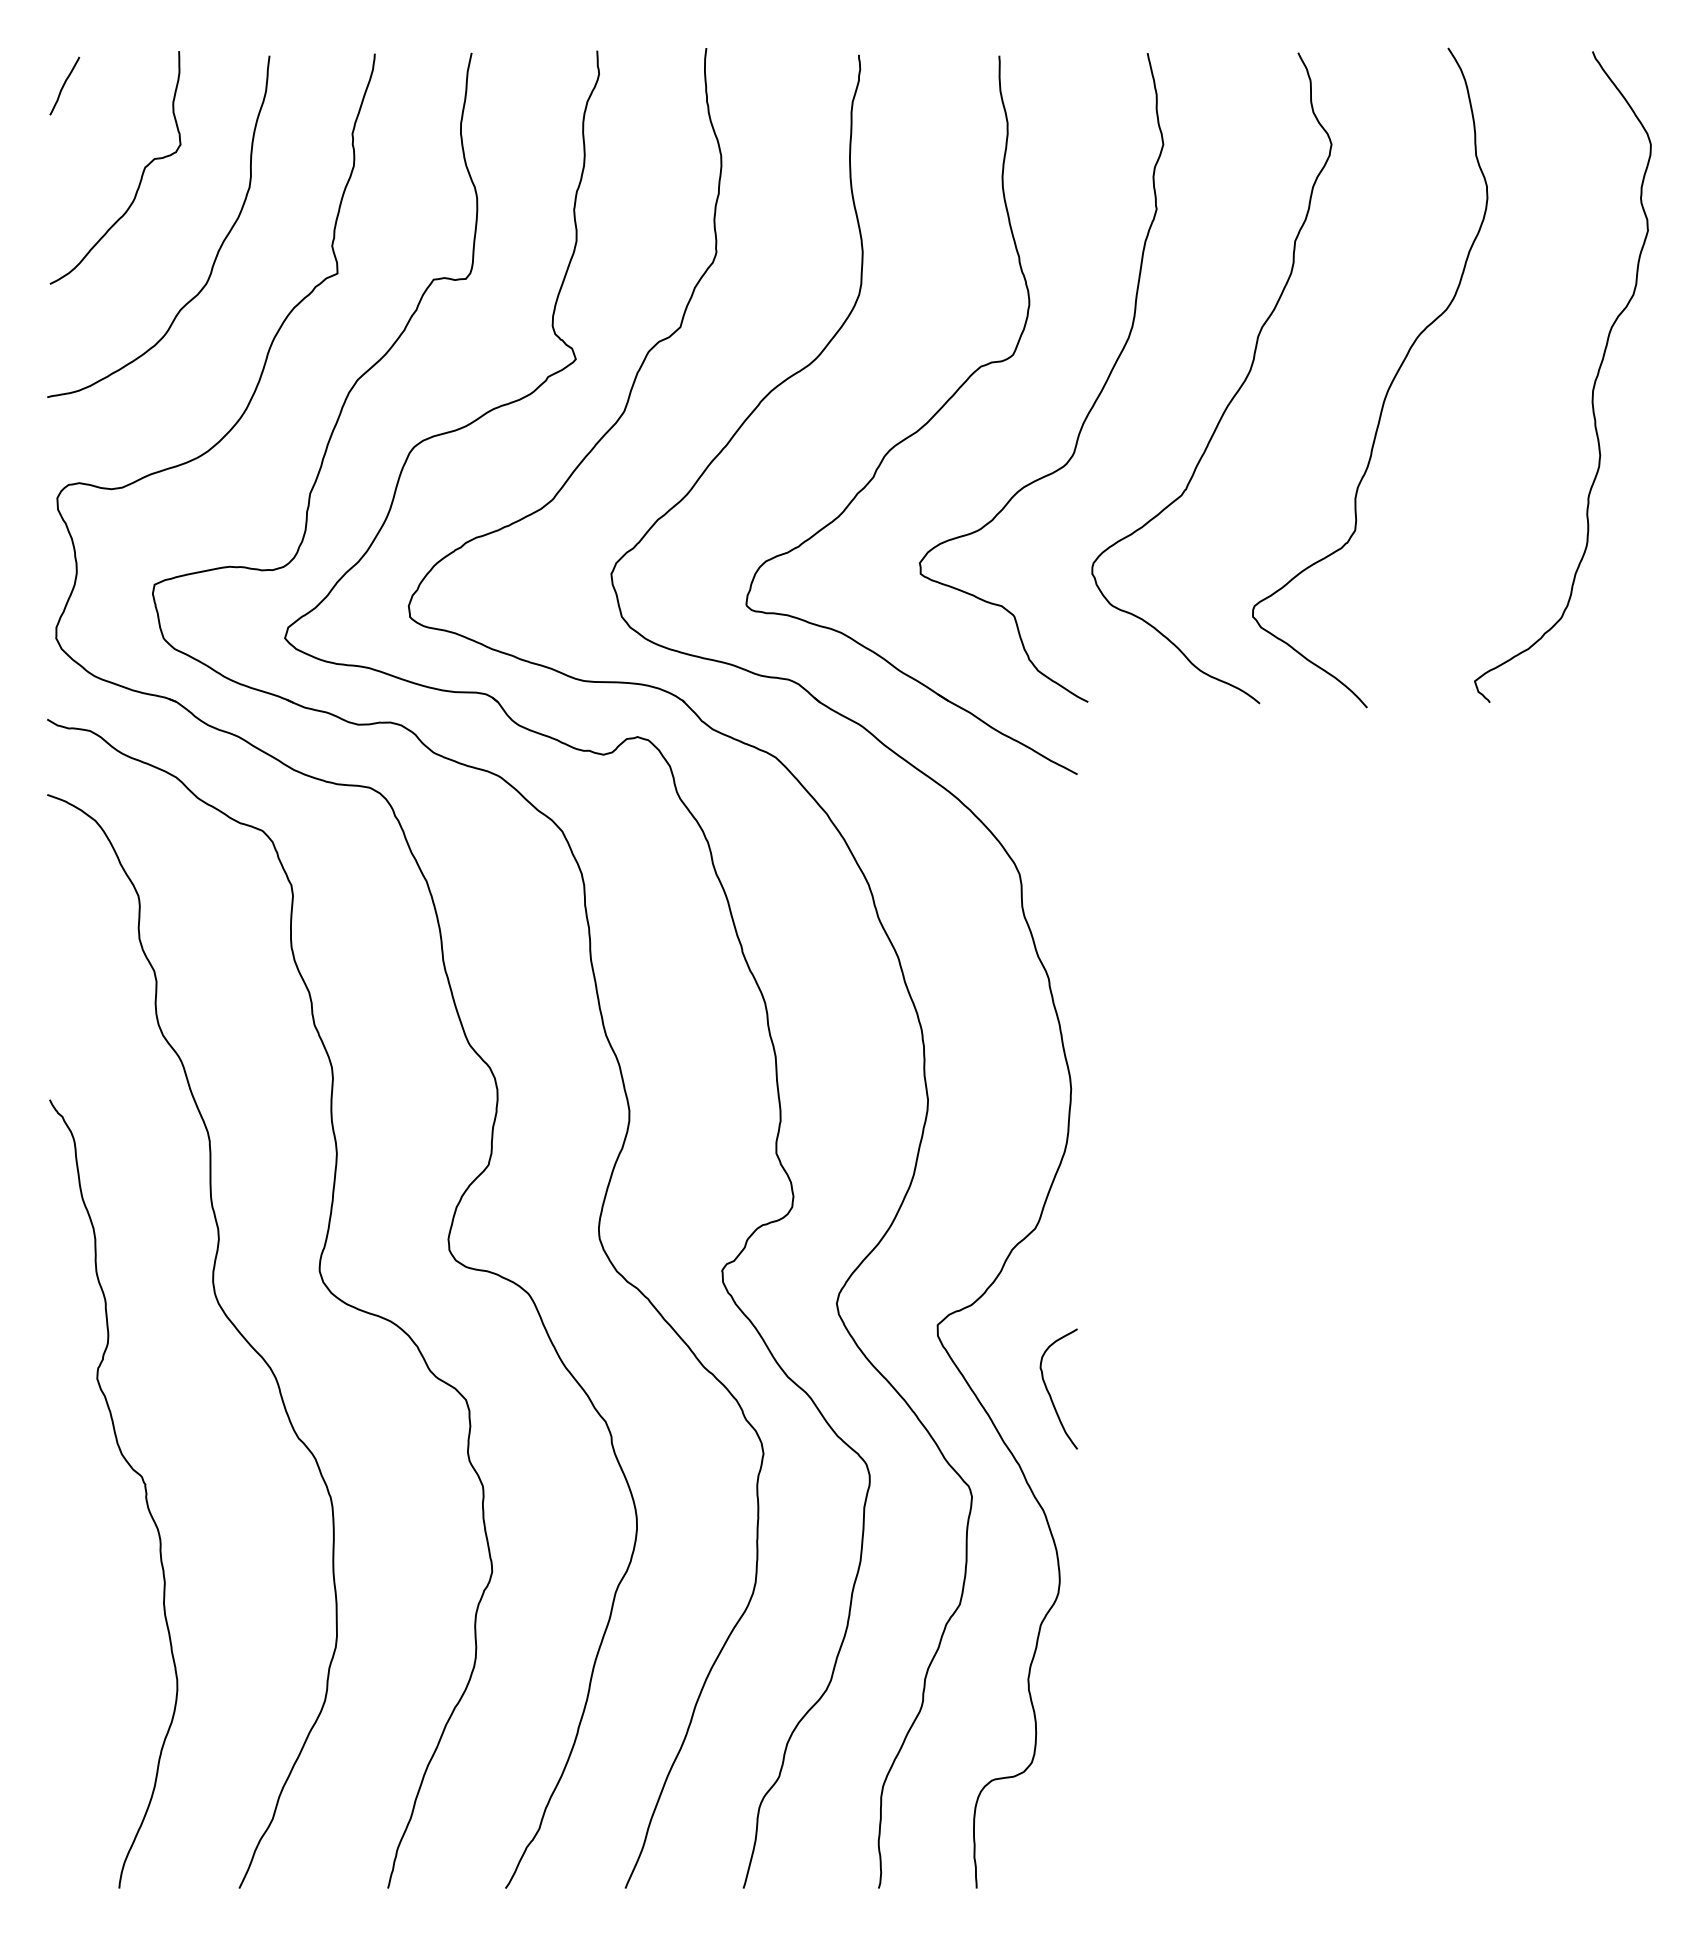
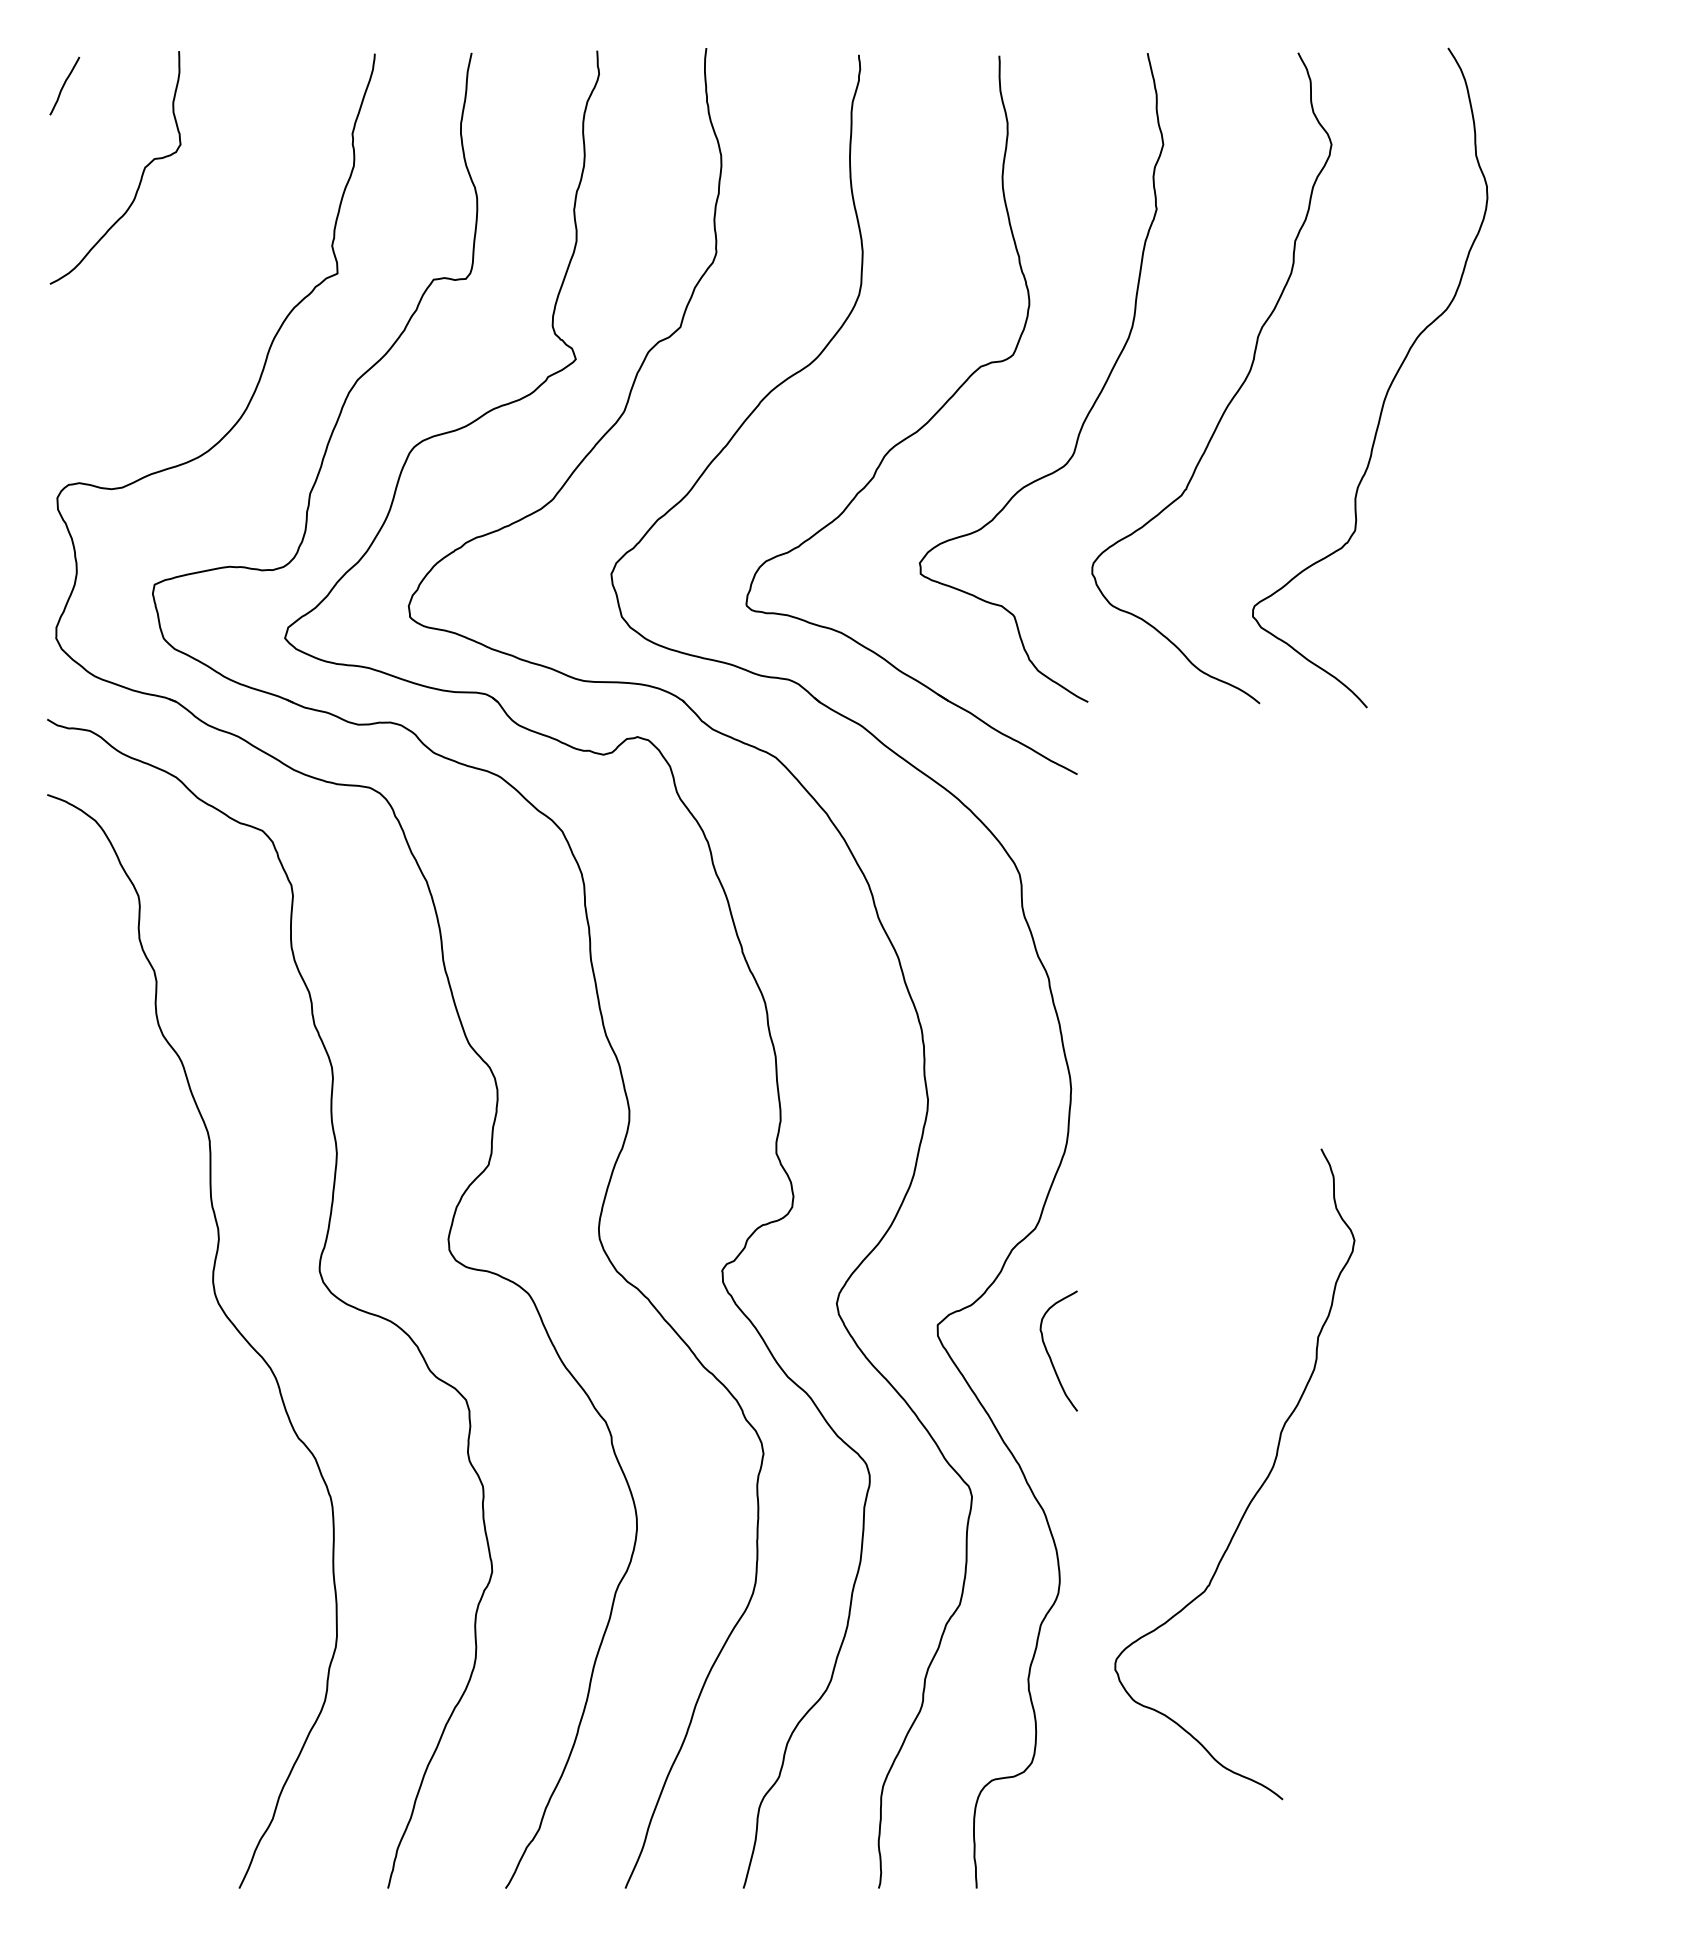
curve: present -> none (216, 253)
curve: present -> none (1593, 384)
curve position: (1049, 1392) -> (1049, 1354) (1049, 1354)
curve: present -> none (133, 1471)
curve: none -> present (1256, 1491)
